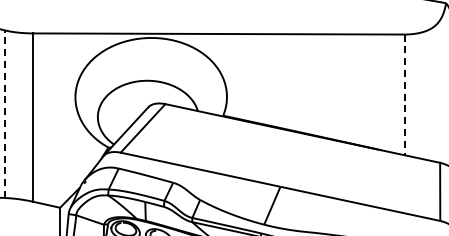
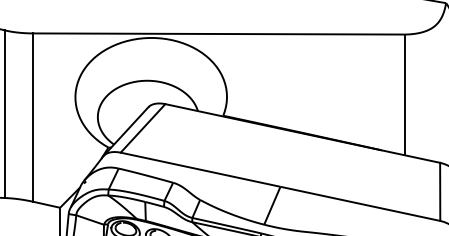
line: dashed -> solid (405, 95)
line: dashed -> solid (4, 114)
